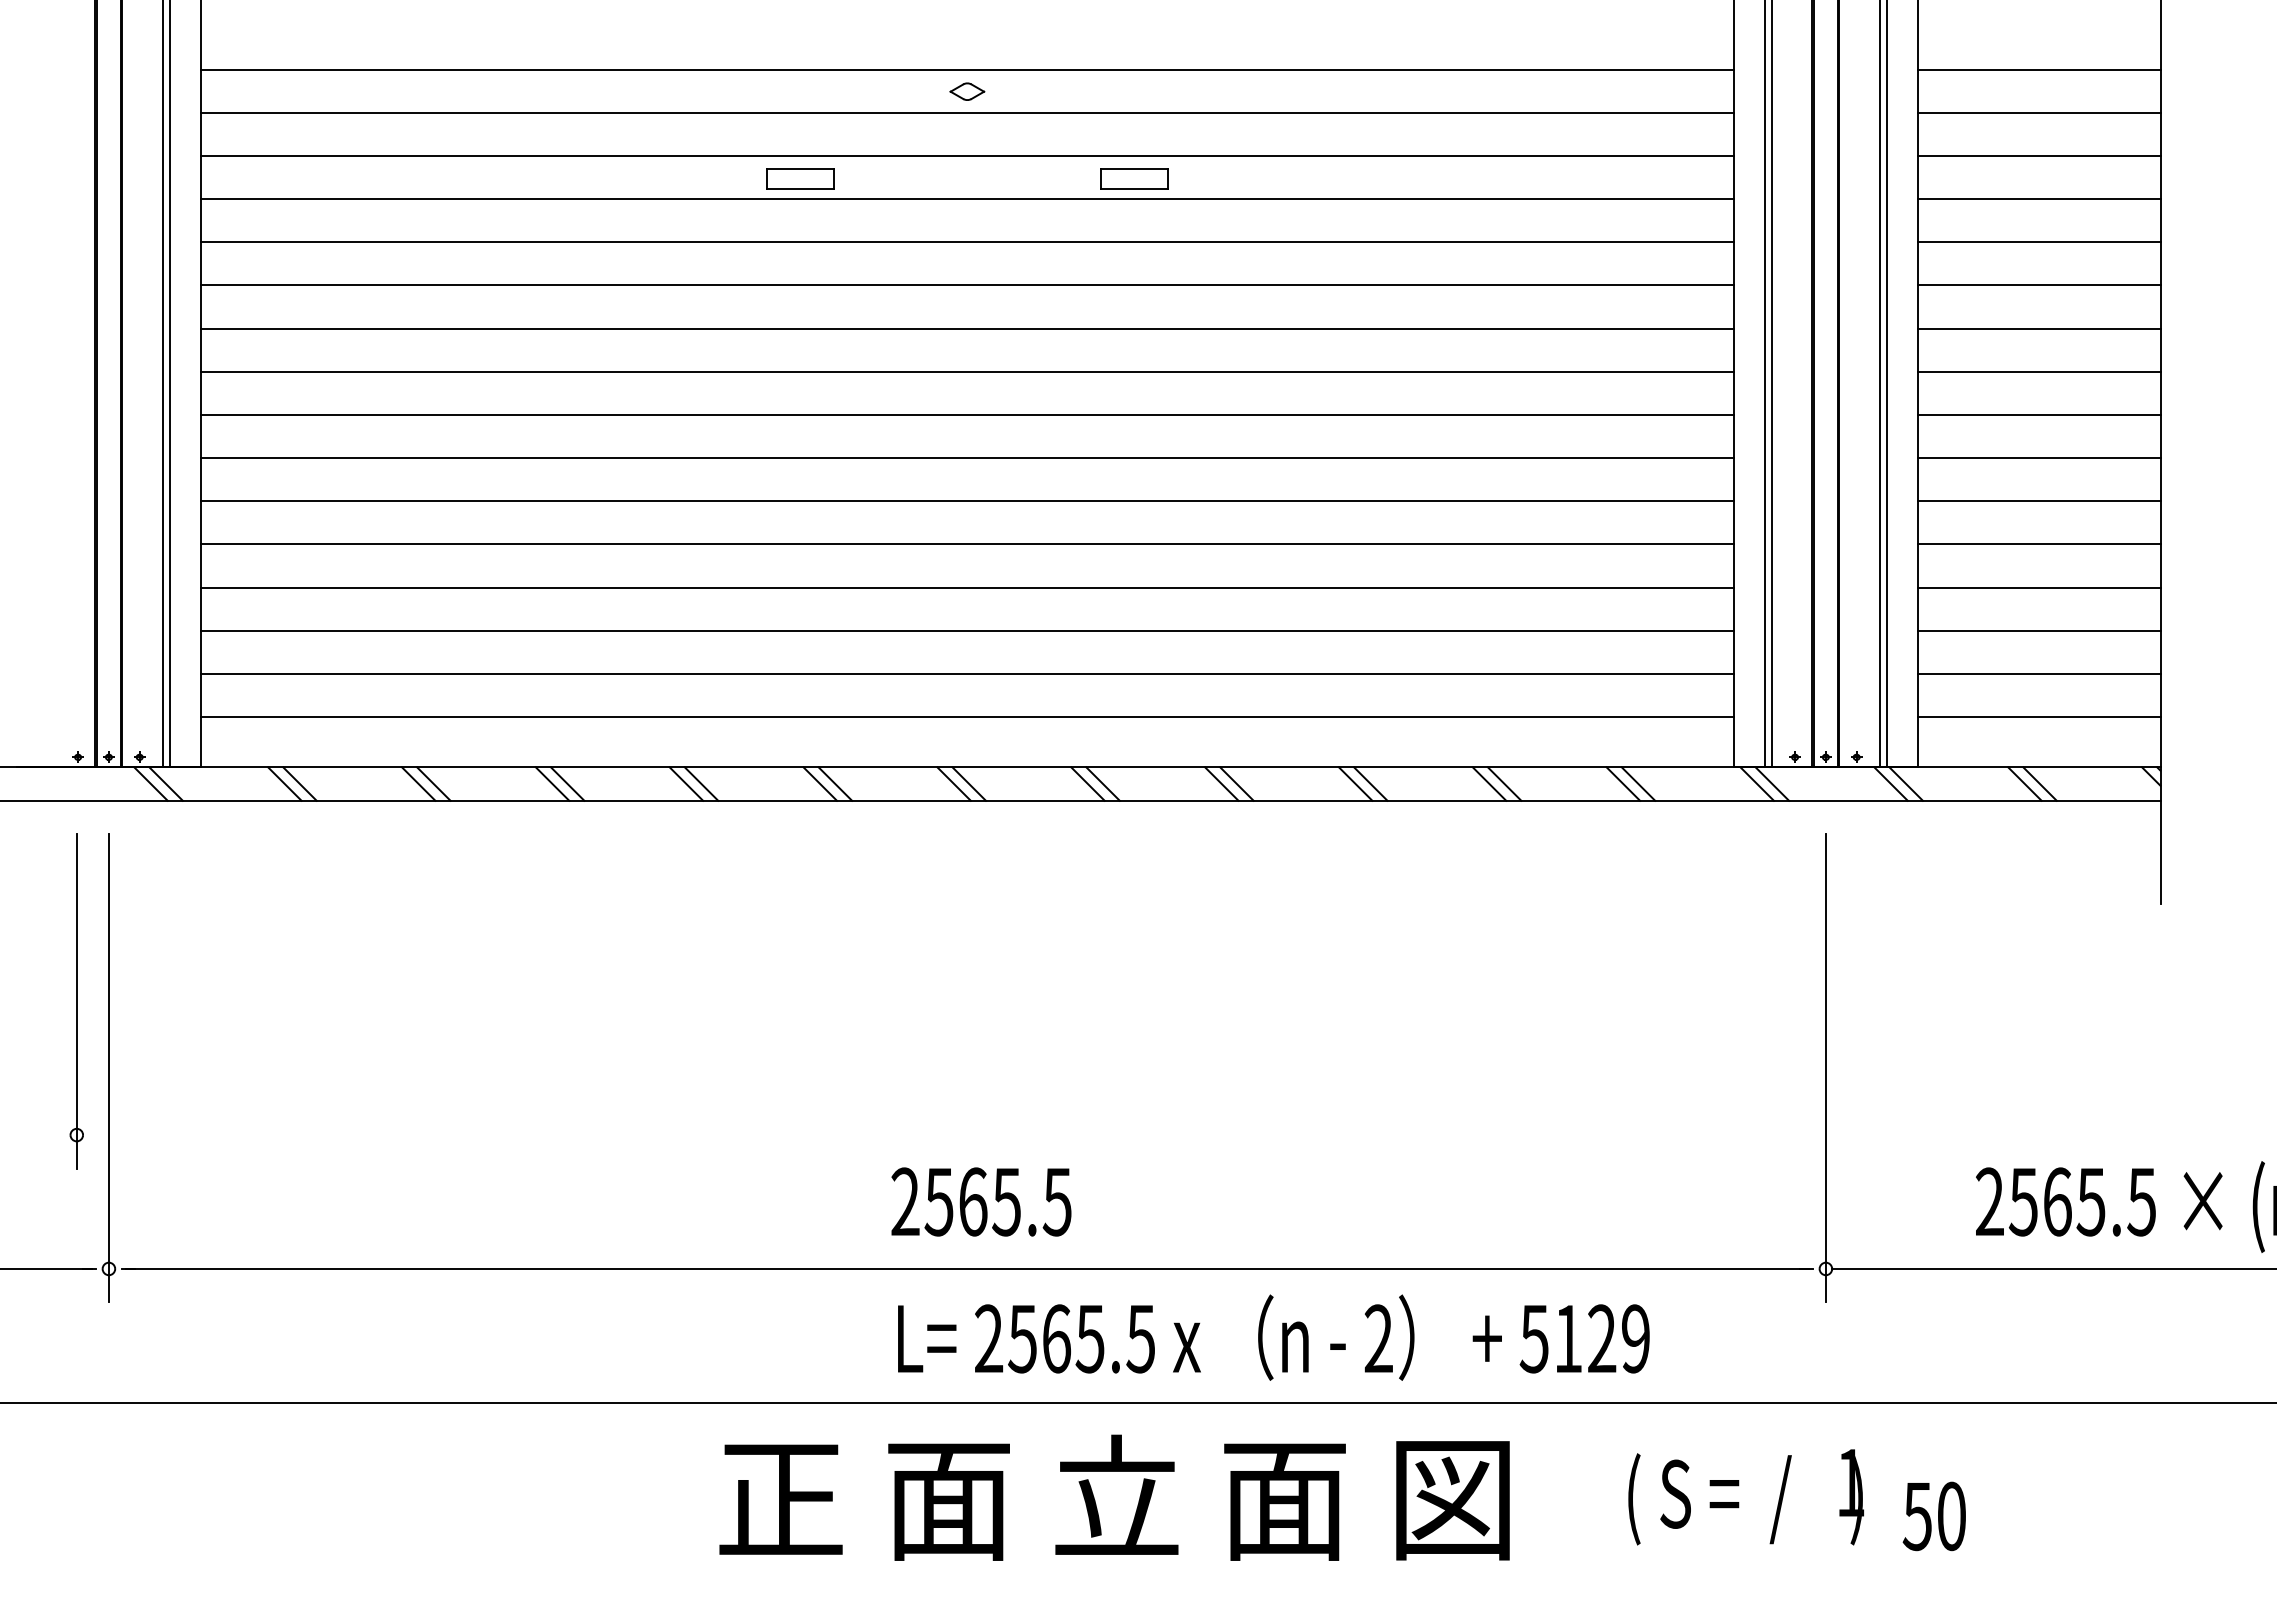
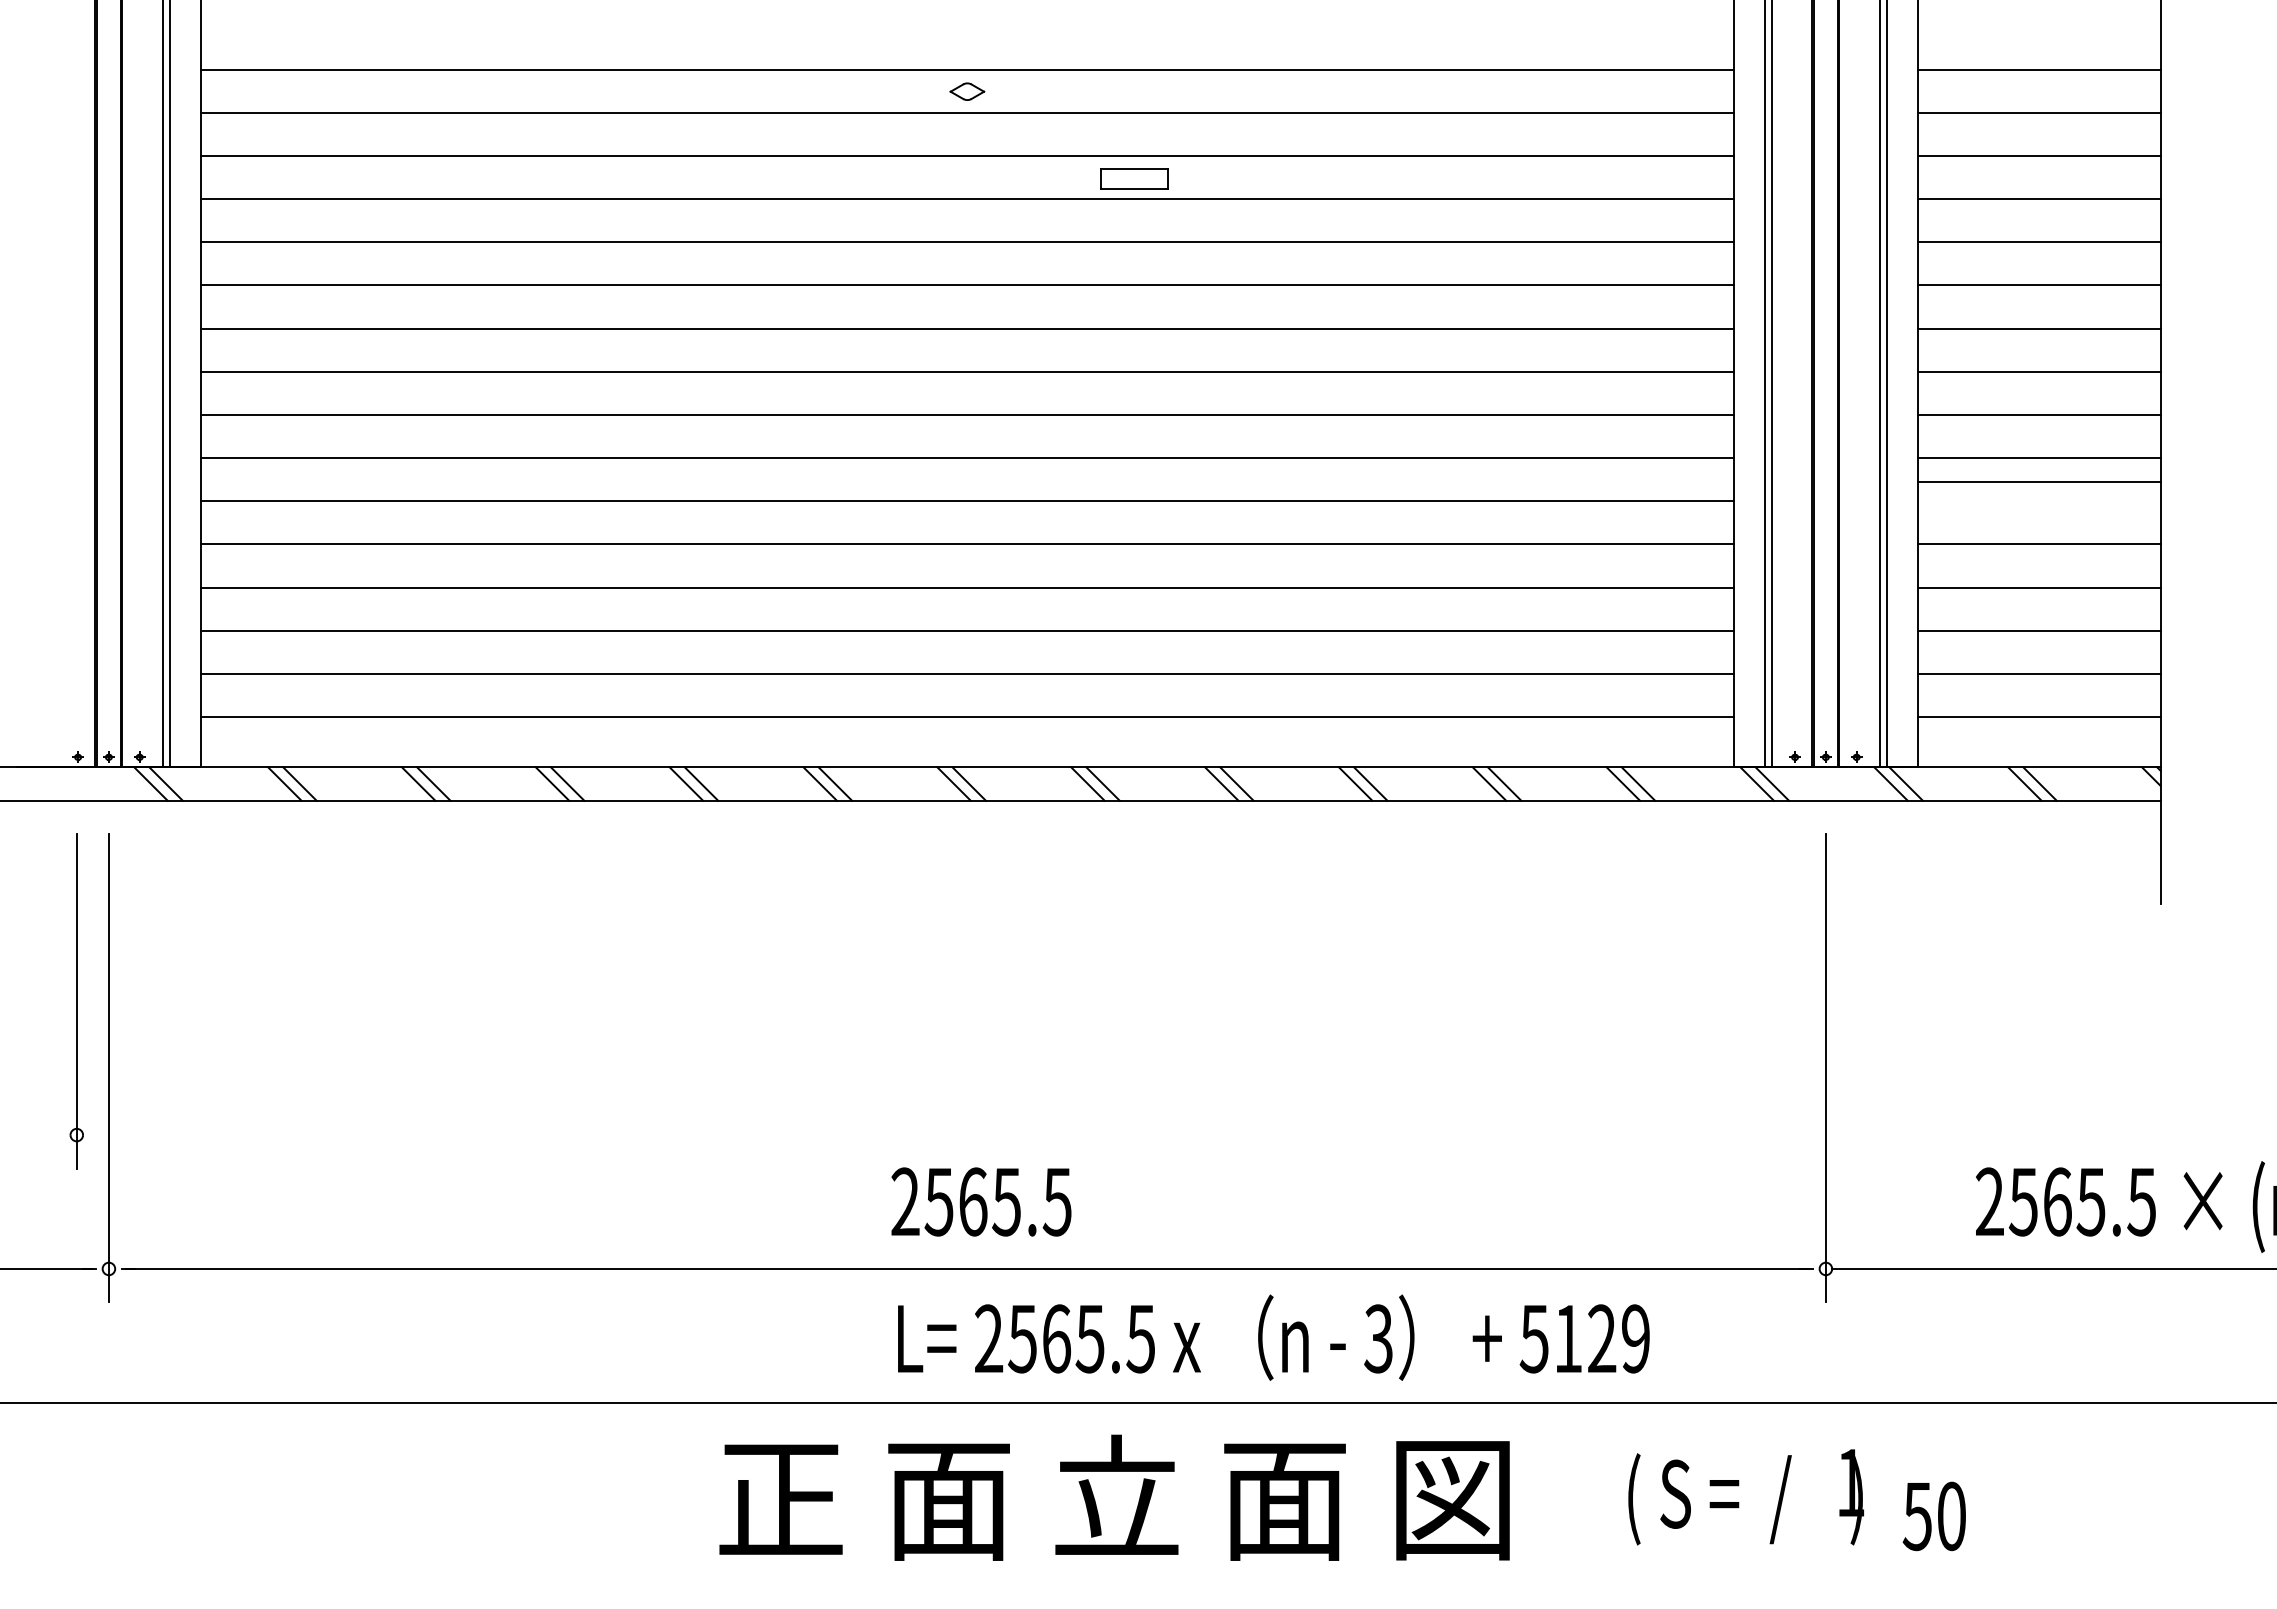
part: present -> none (800, 178)
line position: (2039, 501) -> (2039, 482) (2039, 482)
text: 2 -> 3 (1378, 1338)
